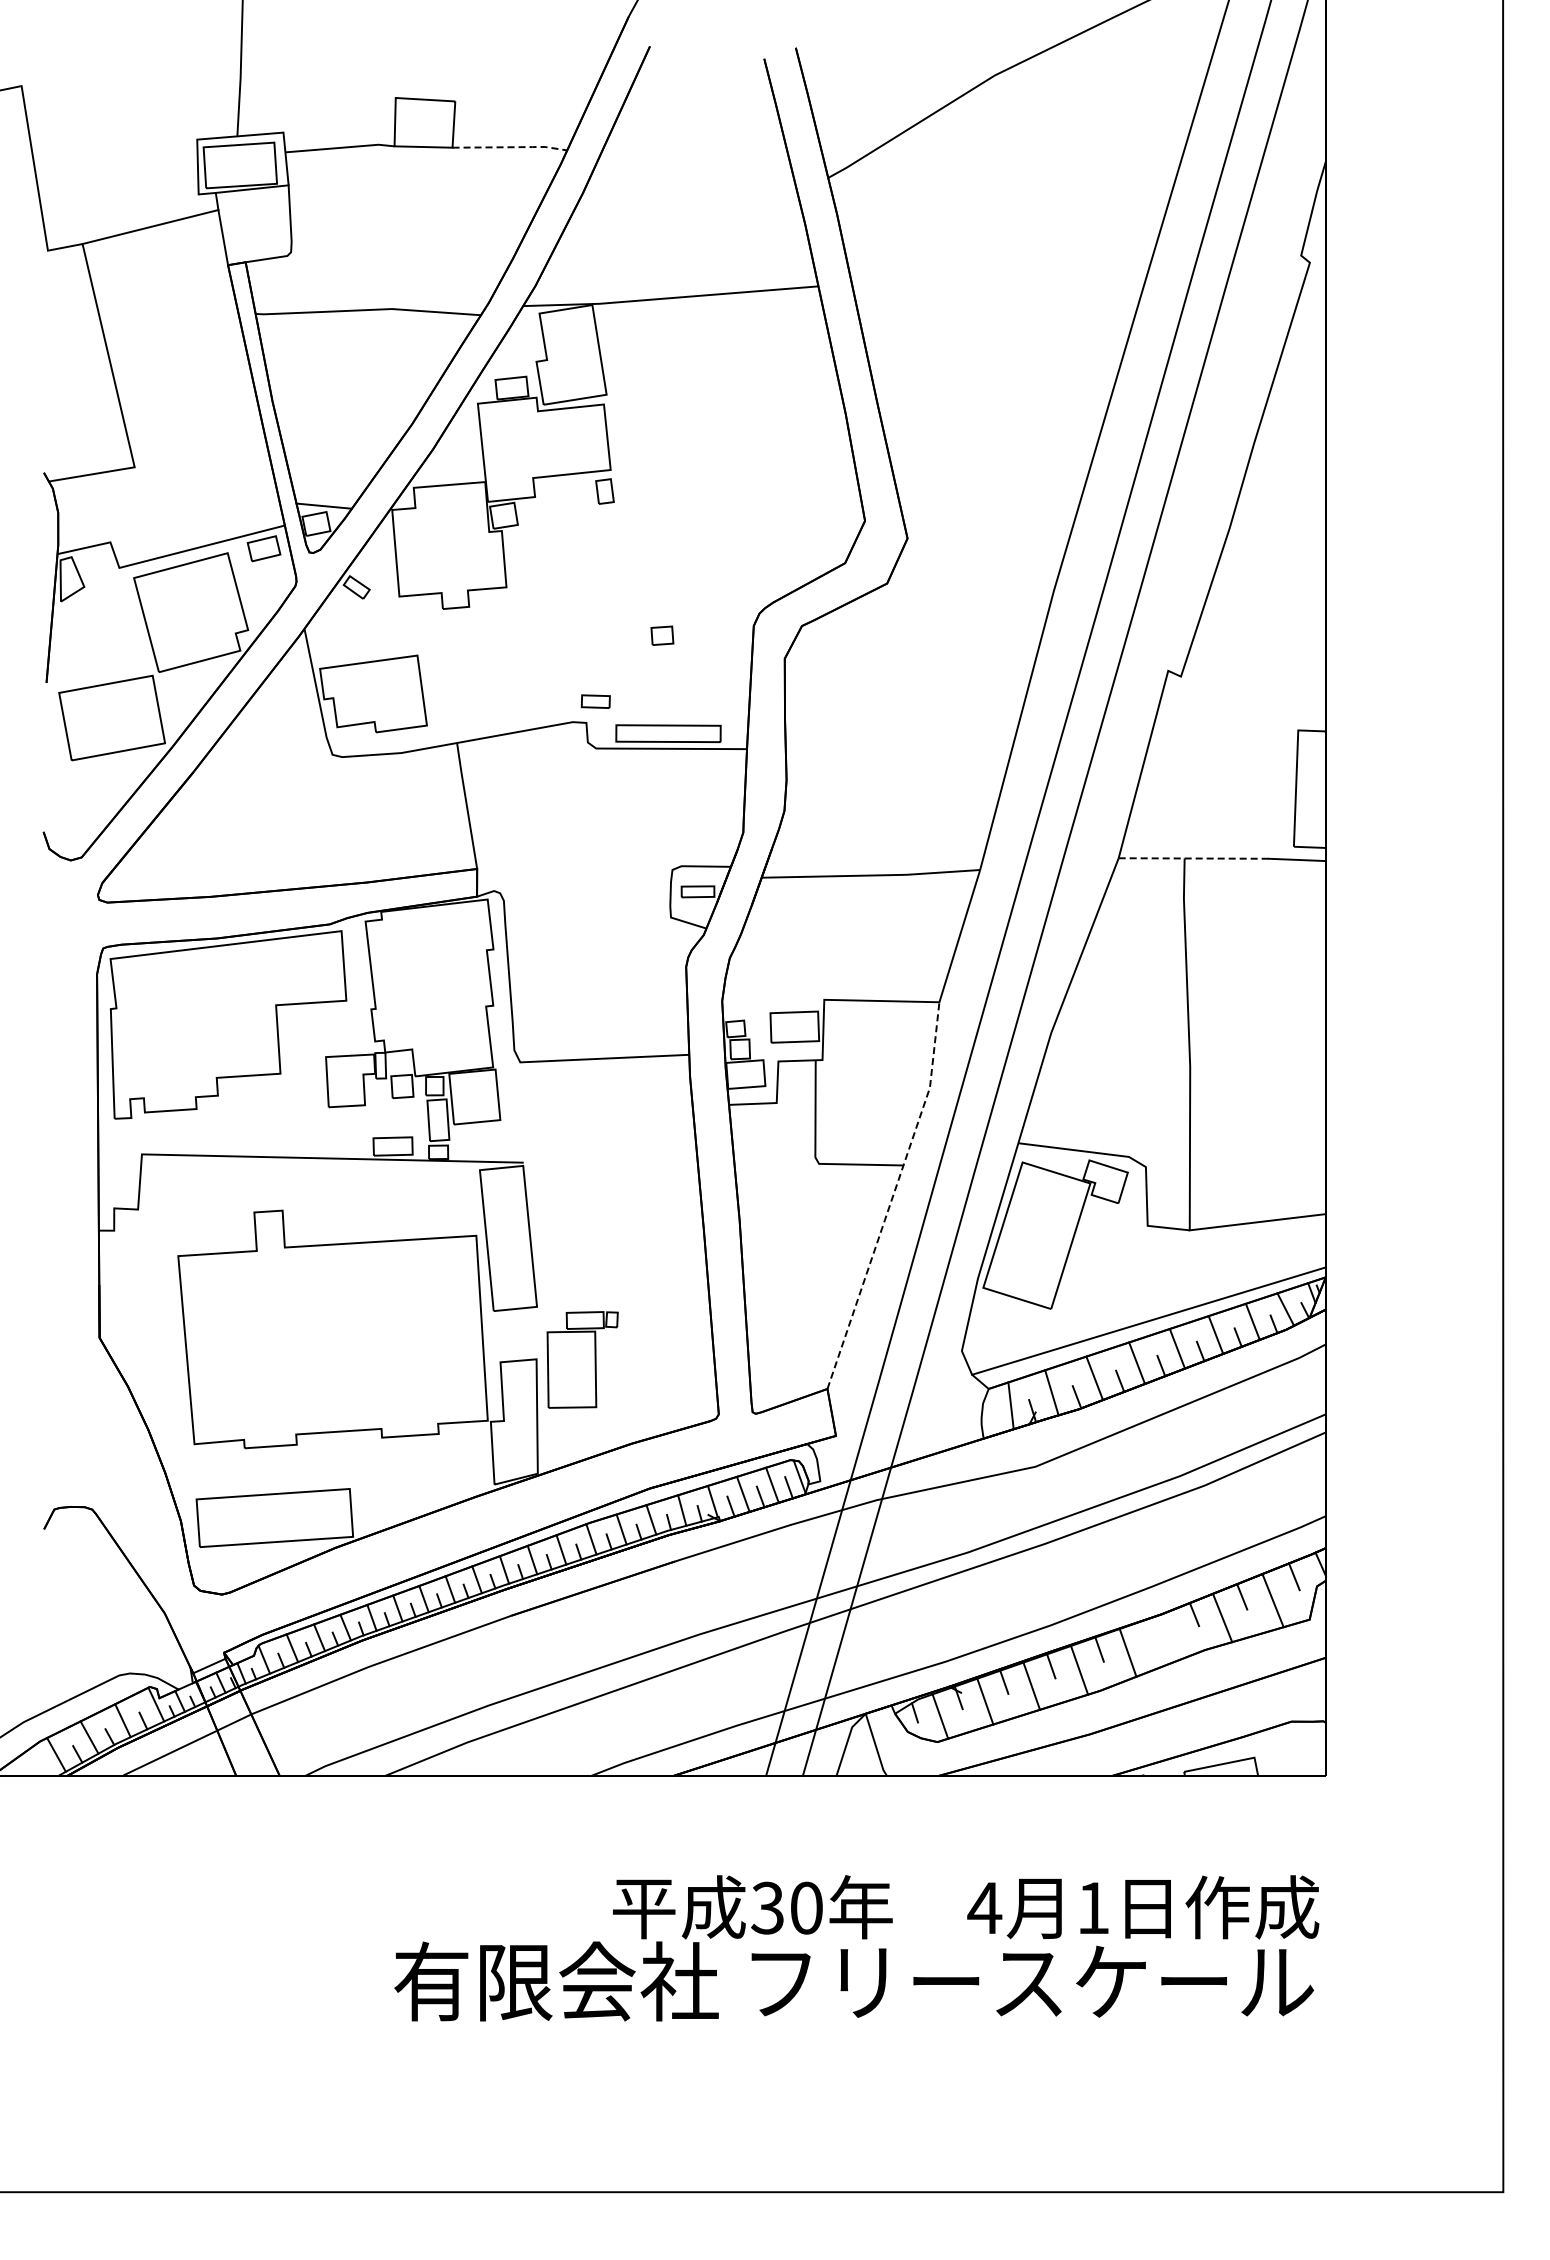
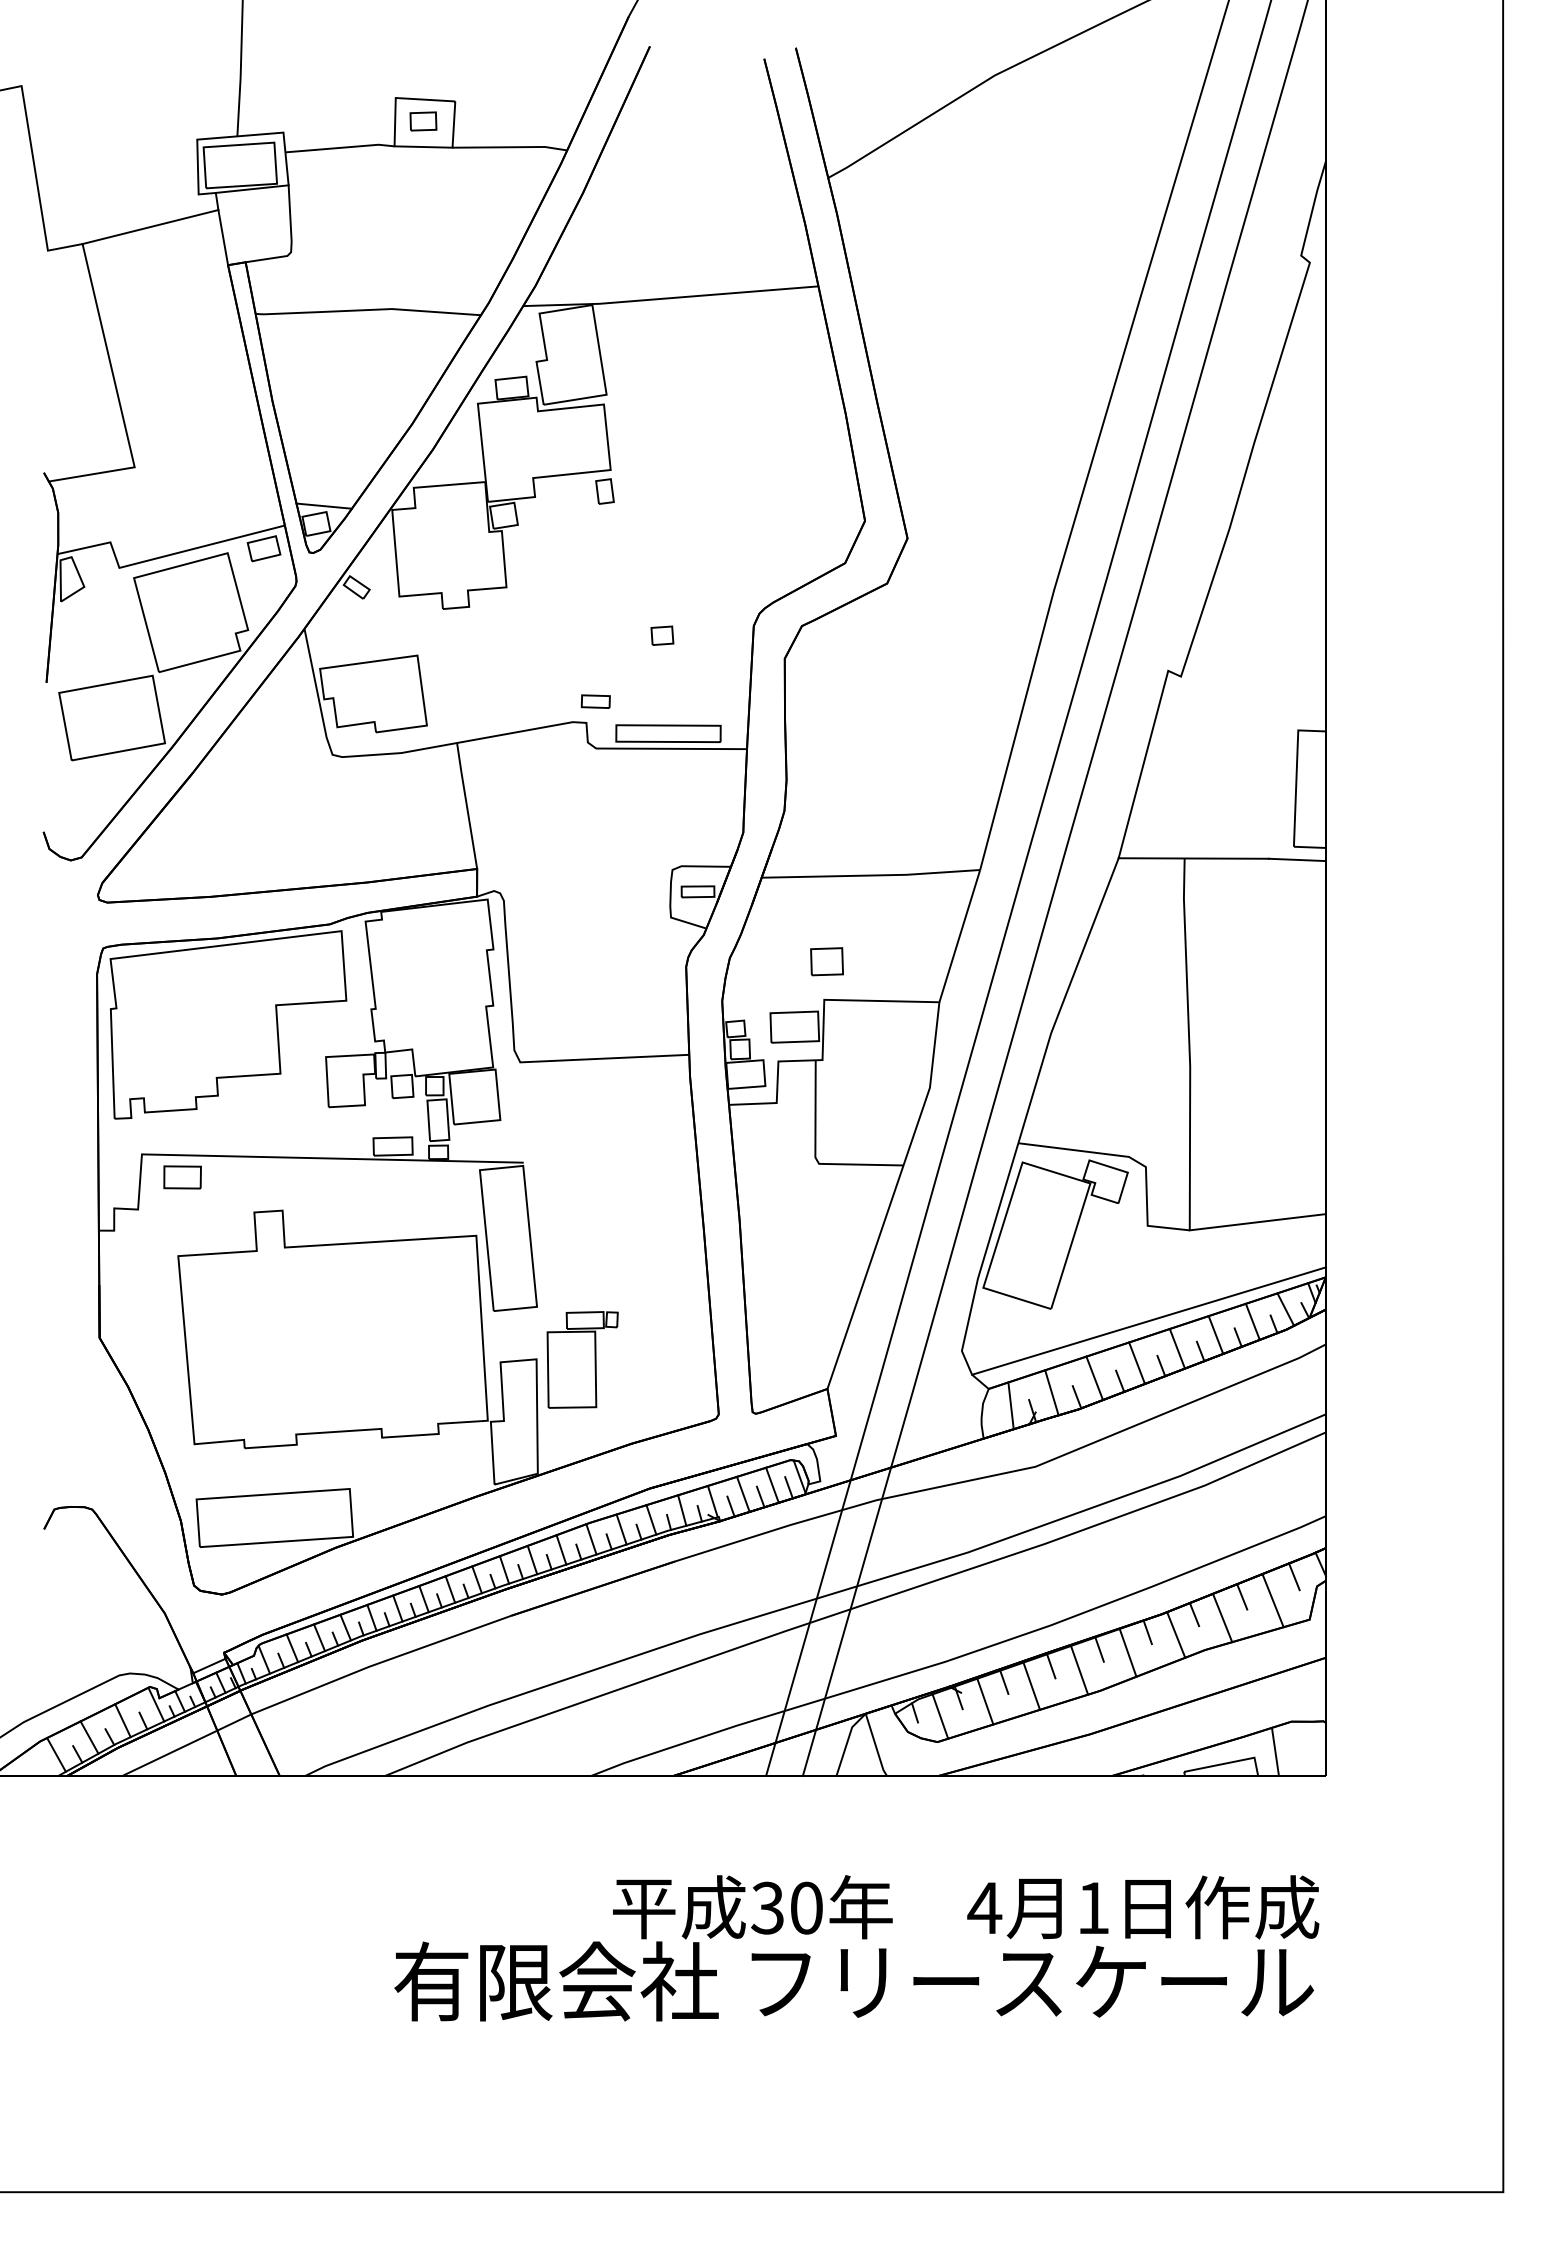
part: none -> present (423, 121)
line: dashed -> solid (511, 147)
line: dashed -> solid (1194, 858)
part: none -> present (826, 961)
part: none -> present (182, 1177)
line: dashed -> solid (893, 1196)
line: none -> present (1147, 1632)
line: none -> present (1176, 1634)
line: none -> present (1274, 1751)
